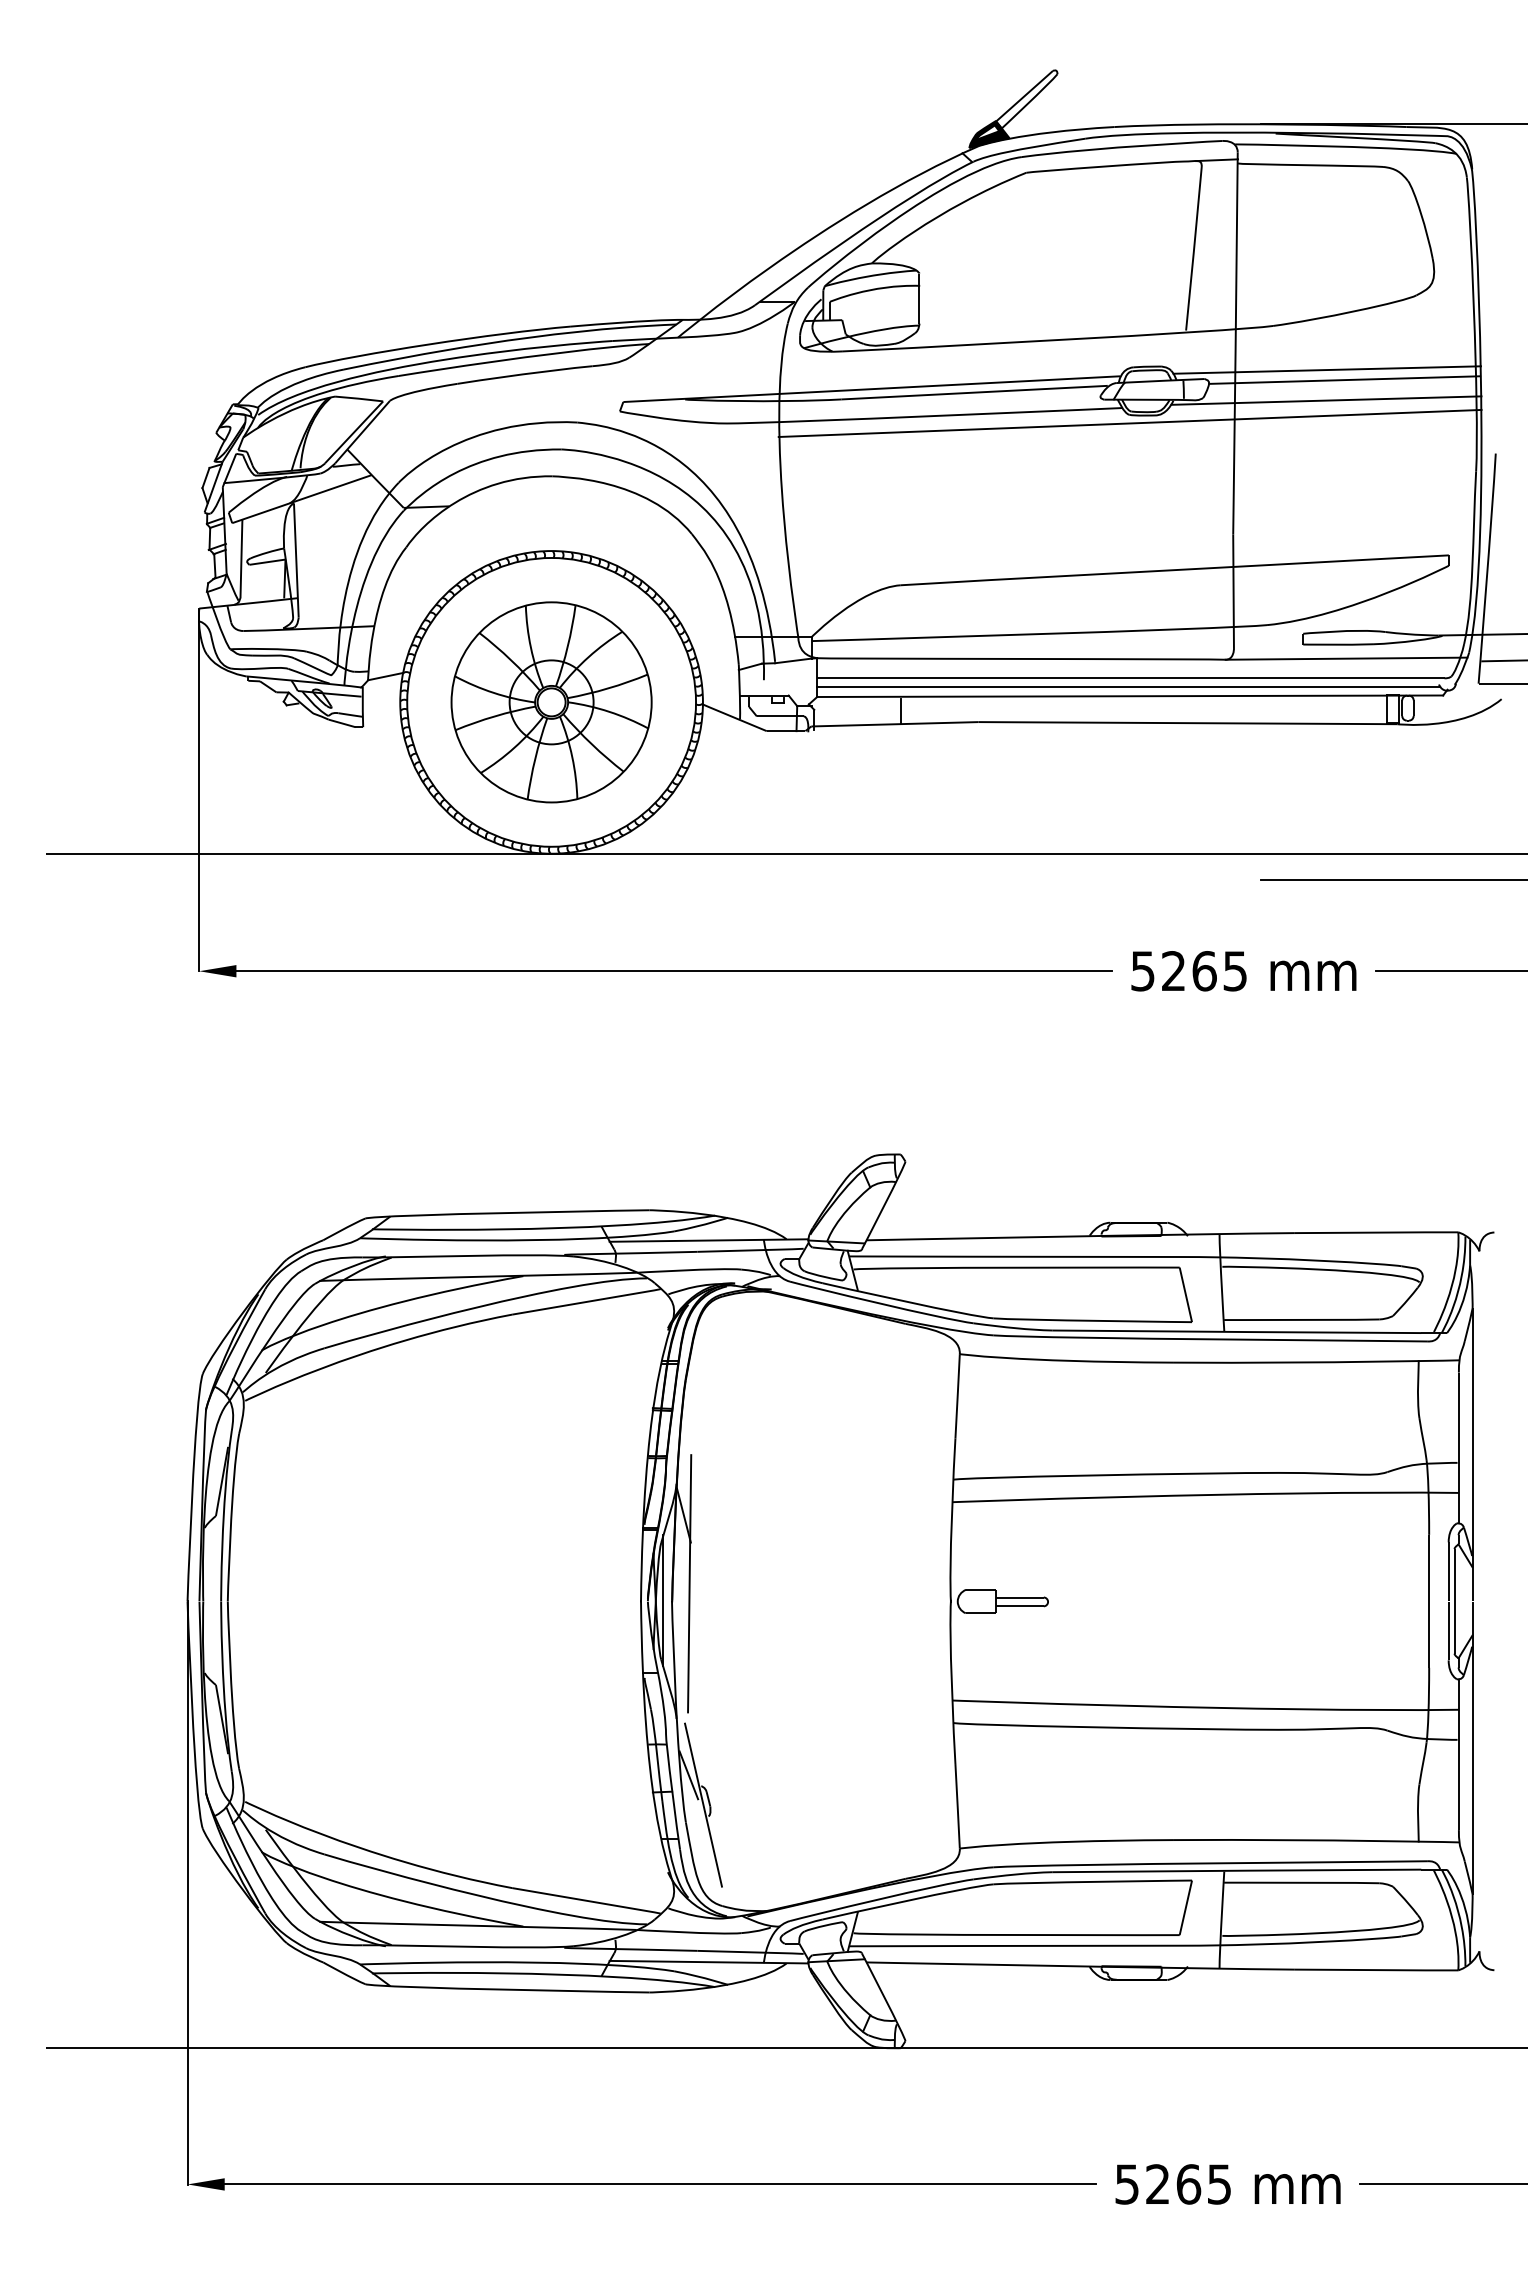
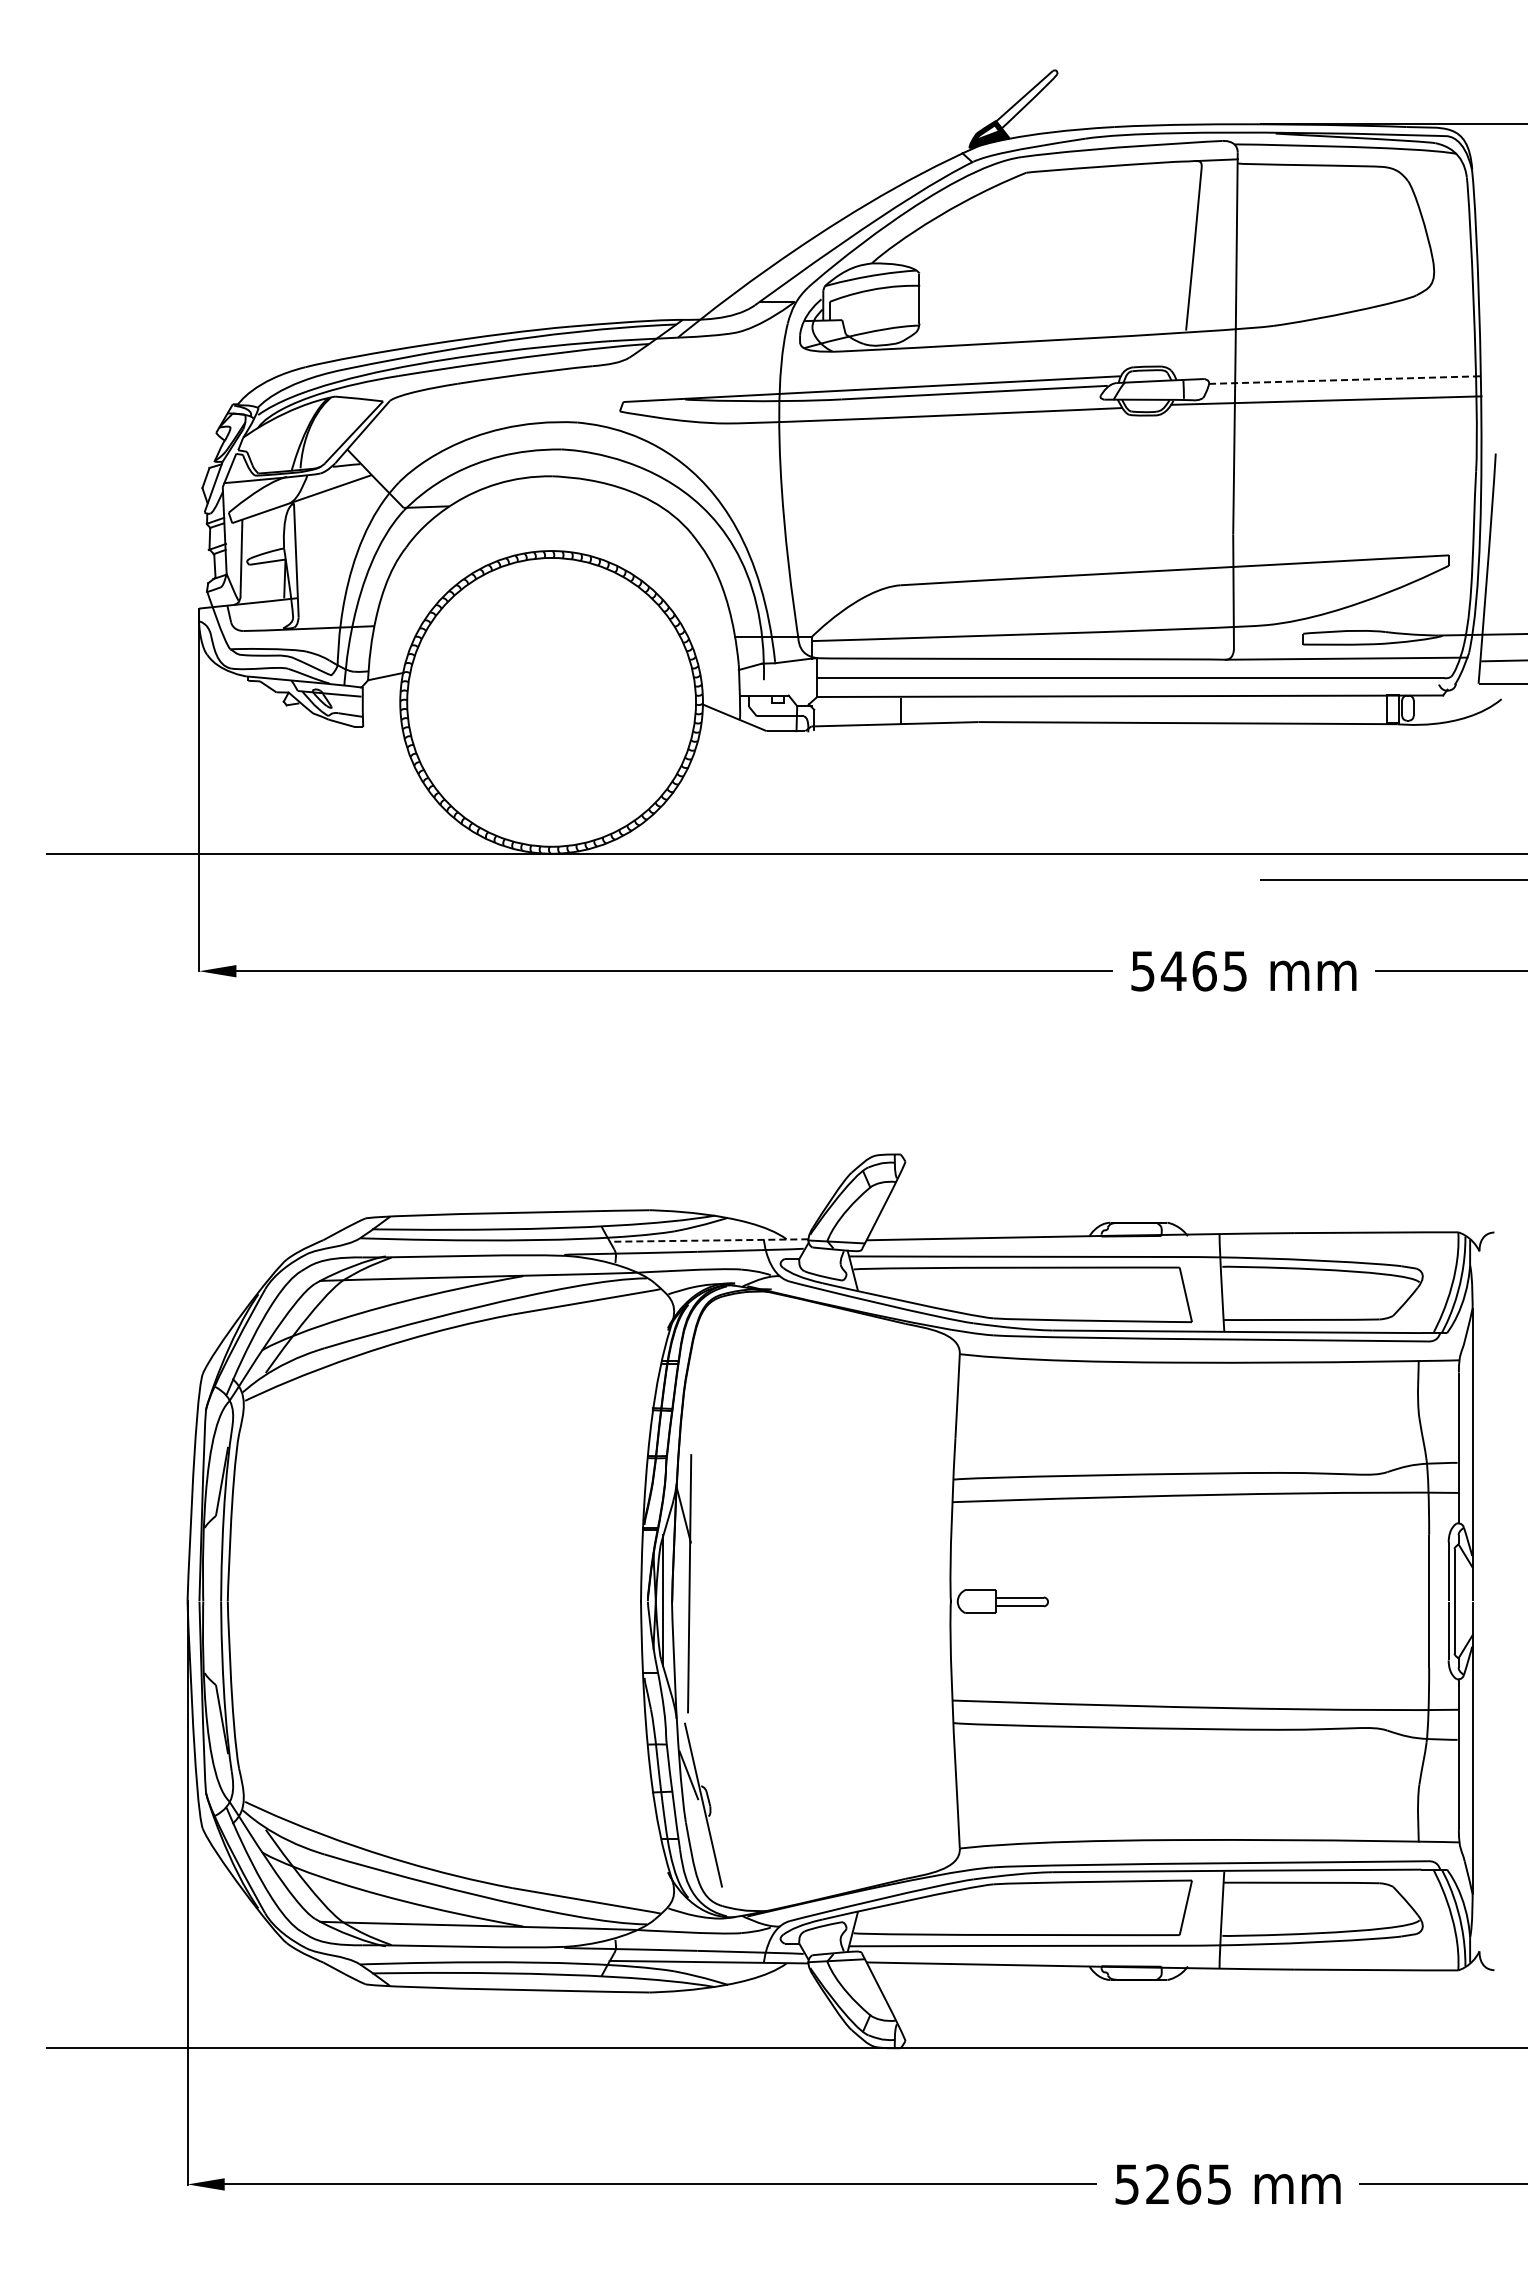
line: present -> none (1327, 369)
line: solid -> dashed (1344, 380)
line: present -> none (1129, 423)
line: present -> none (1128, 687)
part: present -> none (551, 702)
text: 5265 -> 5465 (1173, 970)
line: solid -> dashed (708, 1240)
